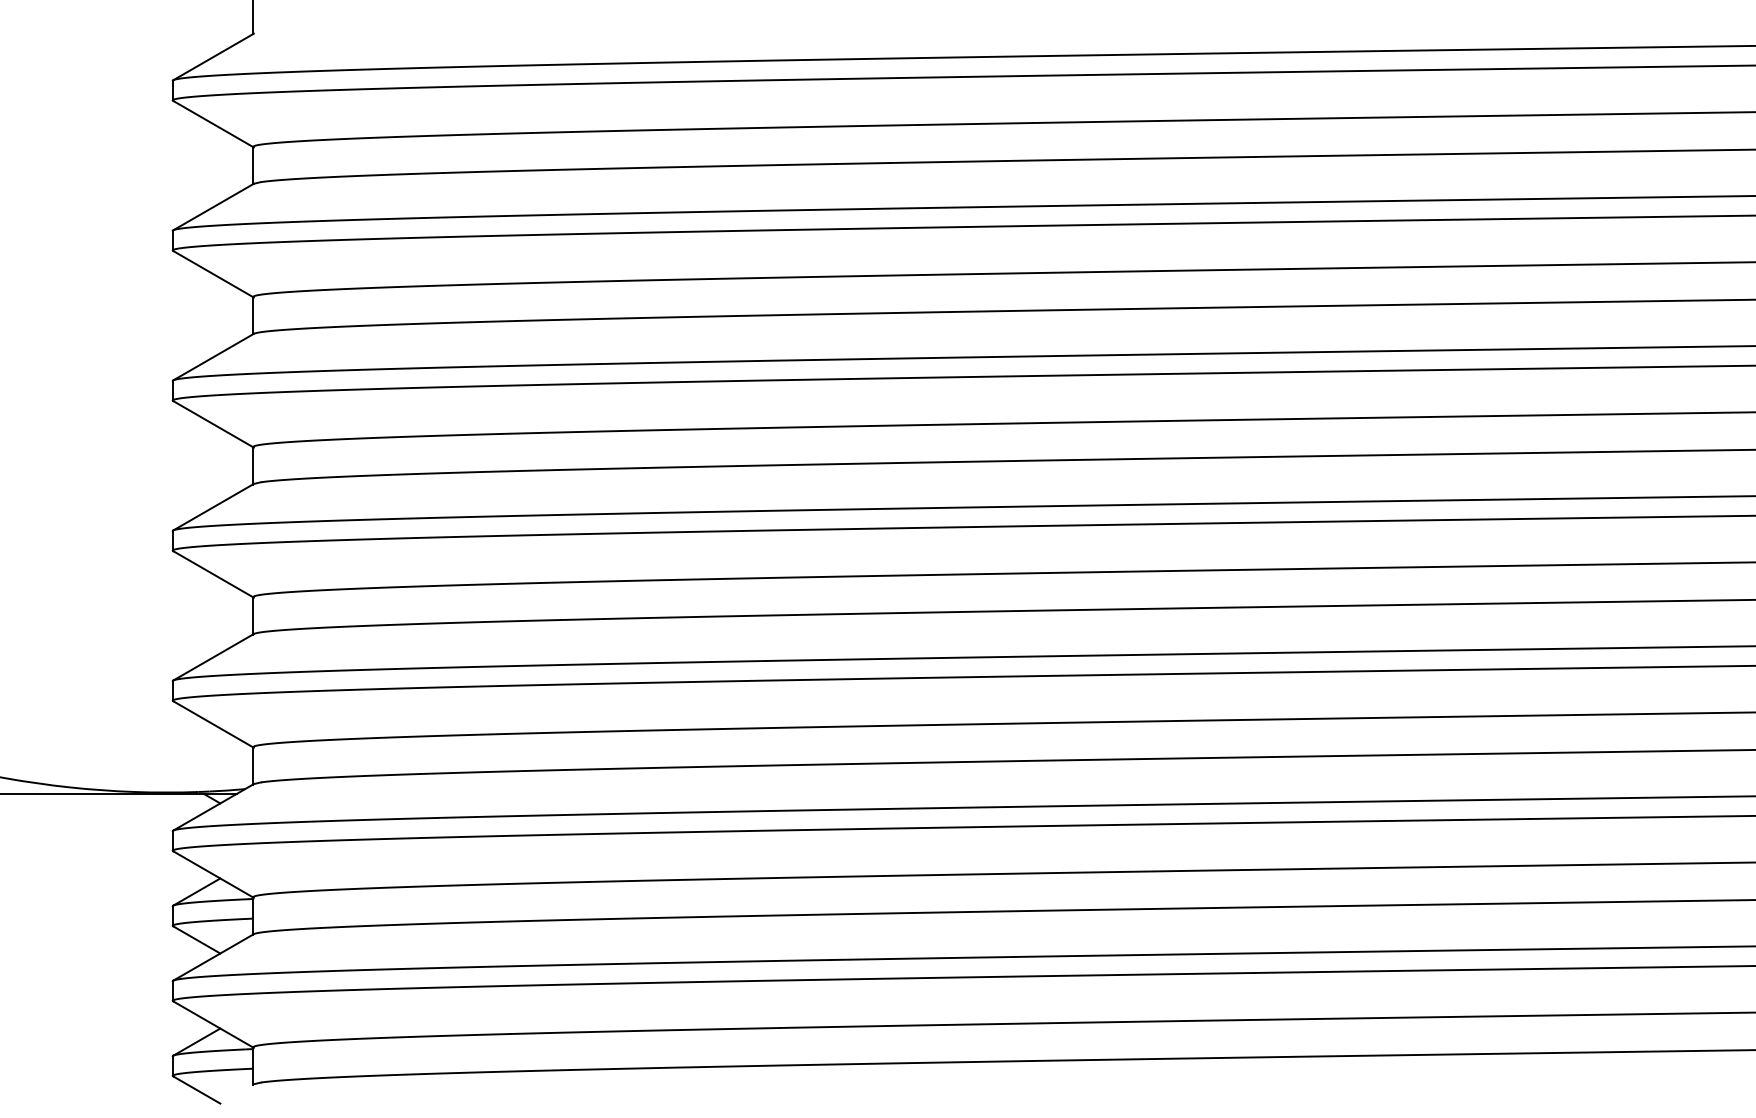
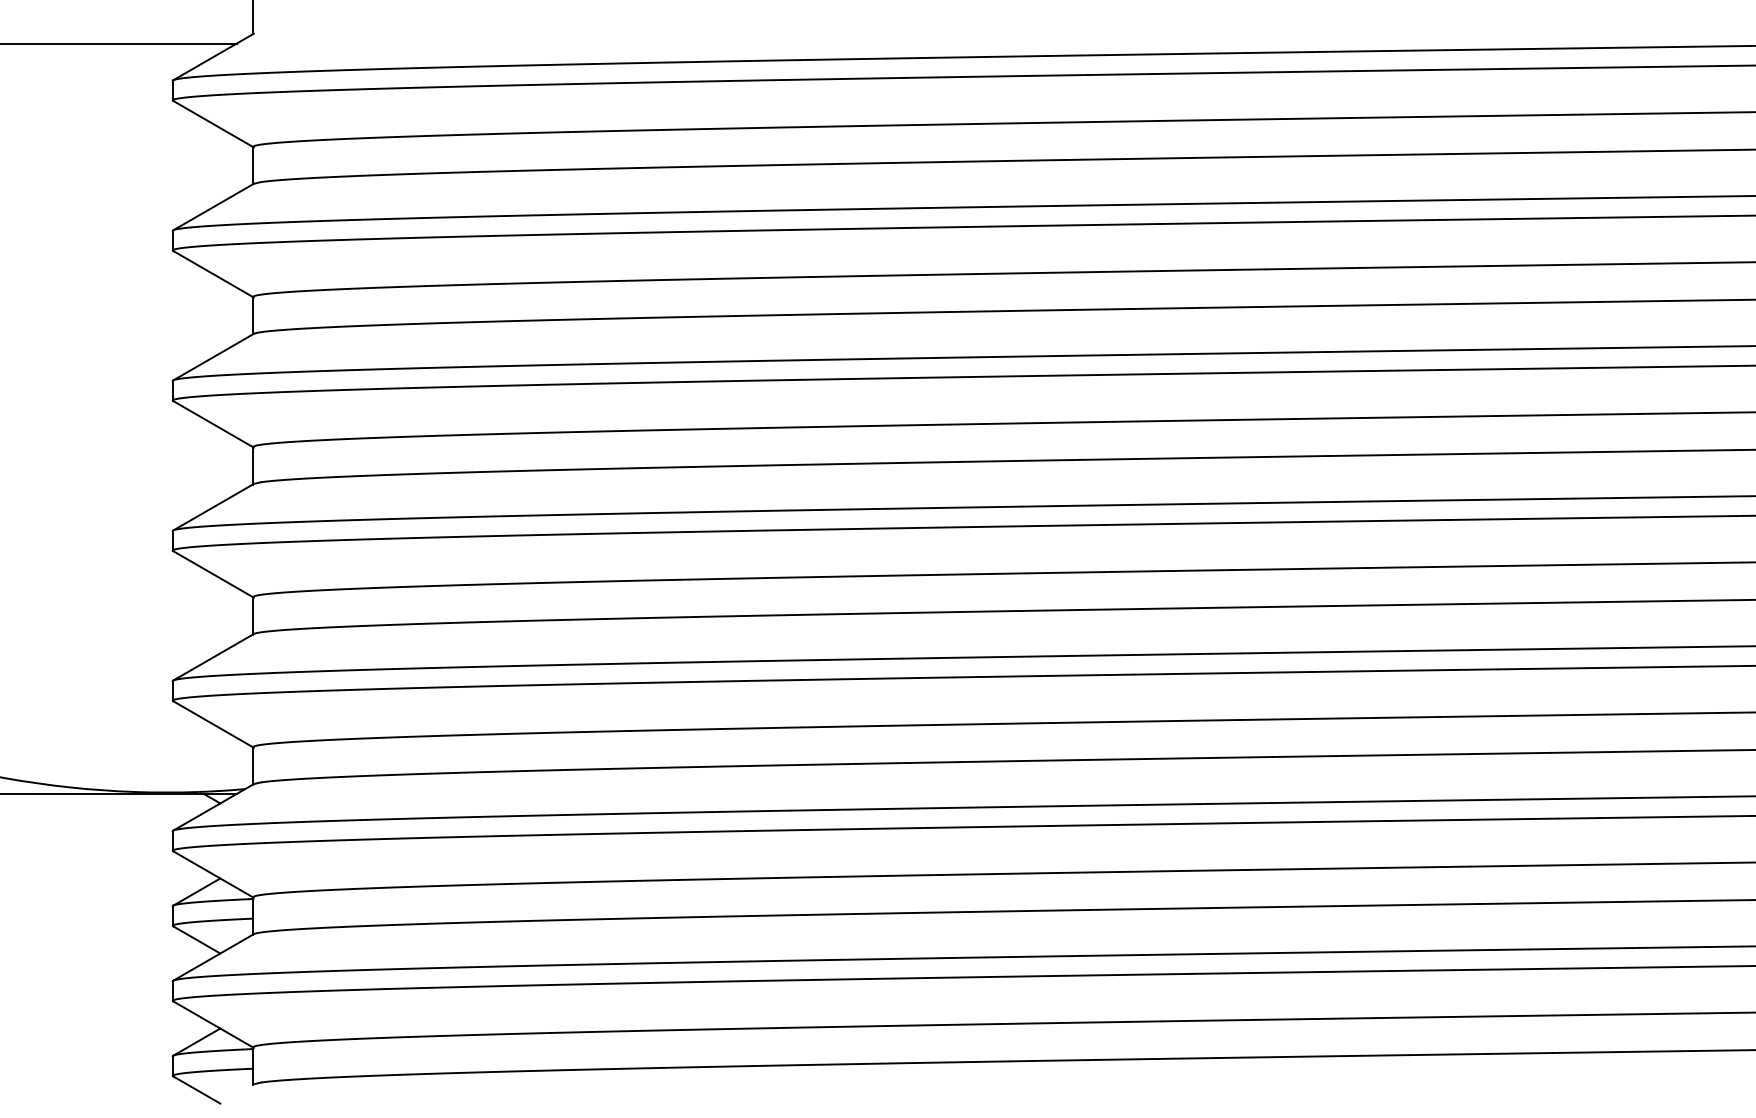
line: none -> present (119, 43)
